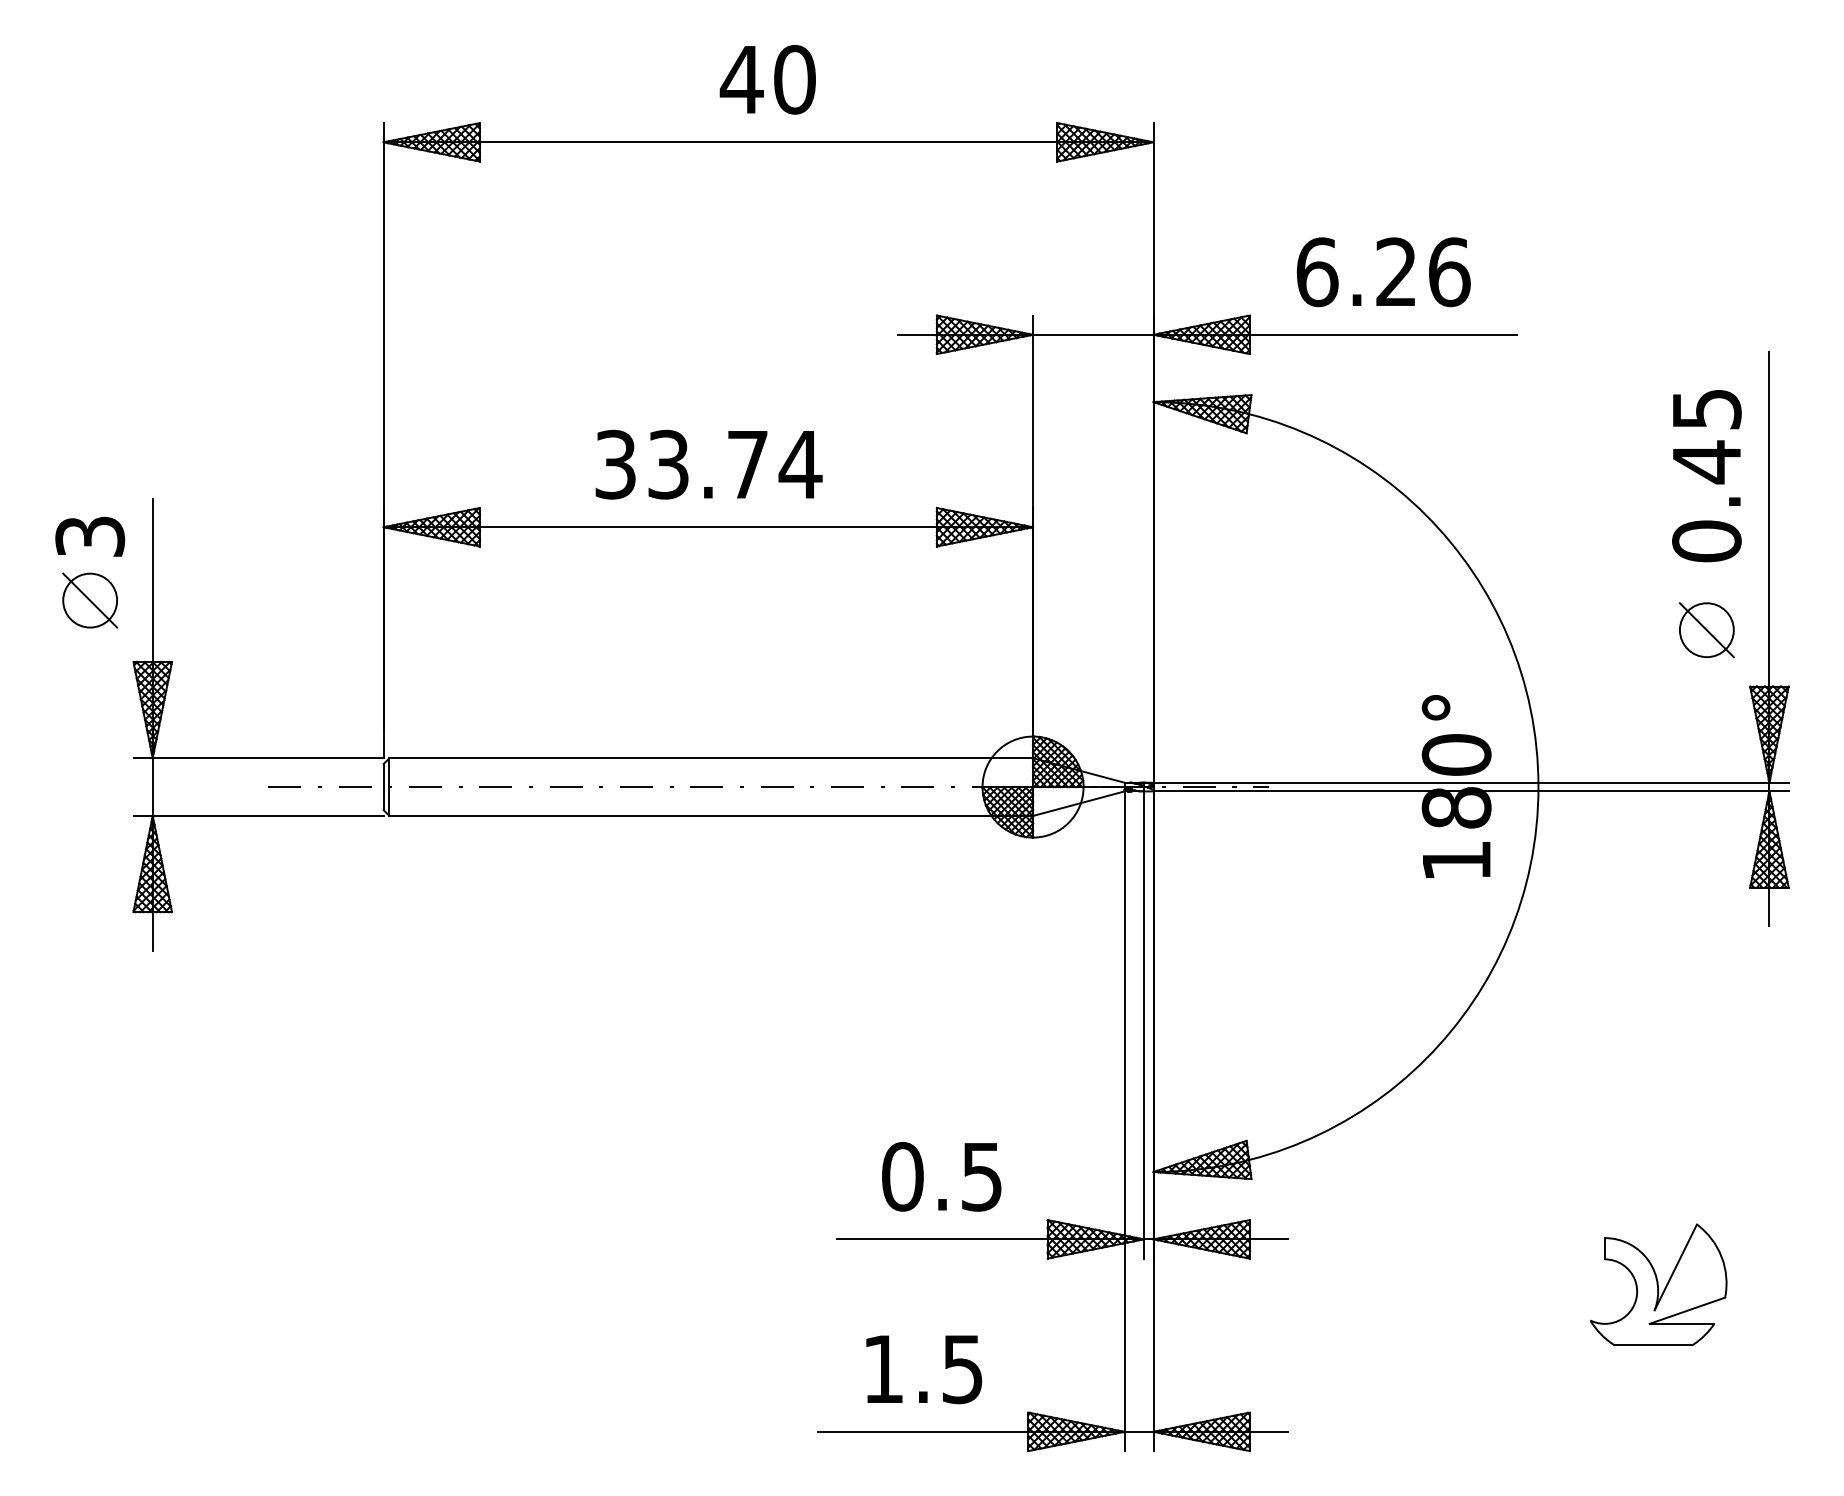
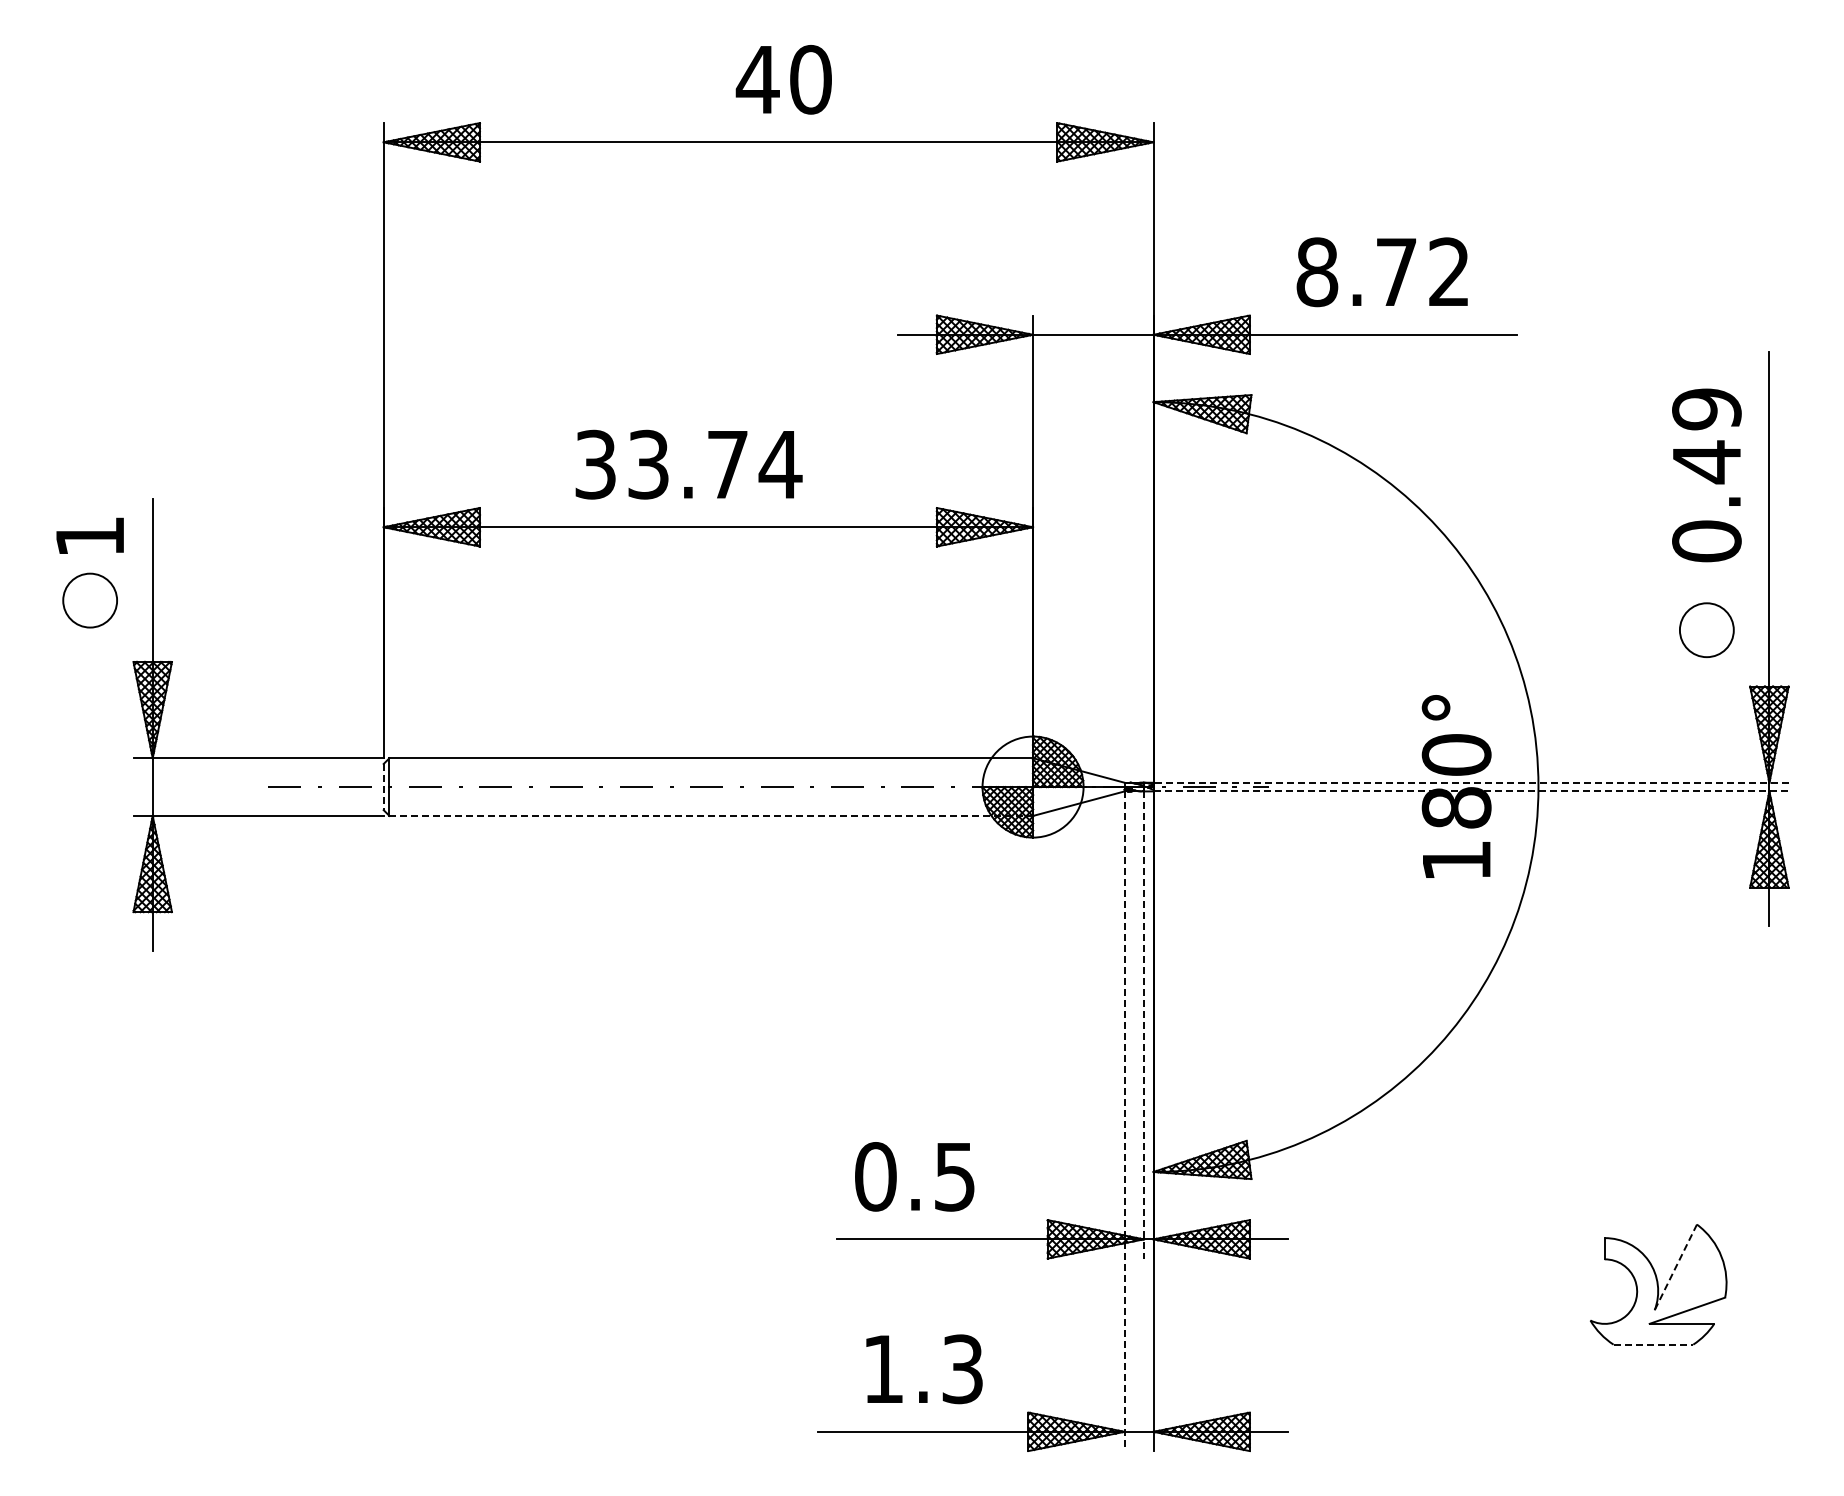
text position: (767, 79) -> (783, 79) (783, 79)
text: 6.26 -> 8.72 (1383, 272)
text: 0.45 -> 0.49 (1706, 409)
text position: (708, 464) -> (688, 464) (688, 464)
text: 3 -> 1 (90, 536)
line: present -> none (90, 600)
line: present -> none (1706, 630)
line: solid -> dashed (1471, 782)
line: solid -> dashed (383, 787)
line: solid -> dashed (1471, 791)
line: solid -> dashed (711, 815)
line: solid -> dashed (1143, 1025)
line: solid -> dashed (1124, 1121)
text position: (941, 1176) -> (914, 1176) (914, 1176)
line: solid -> dashed (1675, 1267)
line: solid -> dashed (1653, 1344)
text: 1.5 -> 1.3 (962, 1368)
